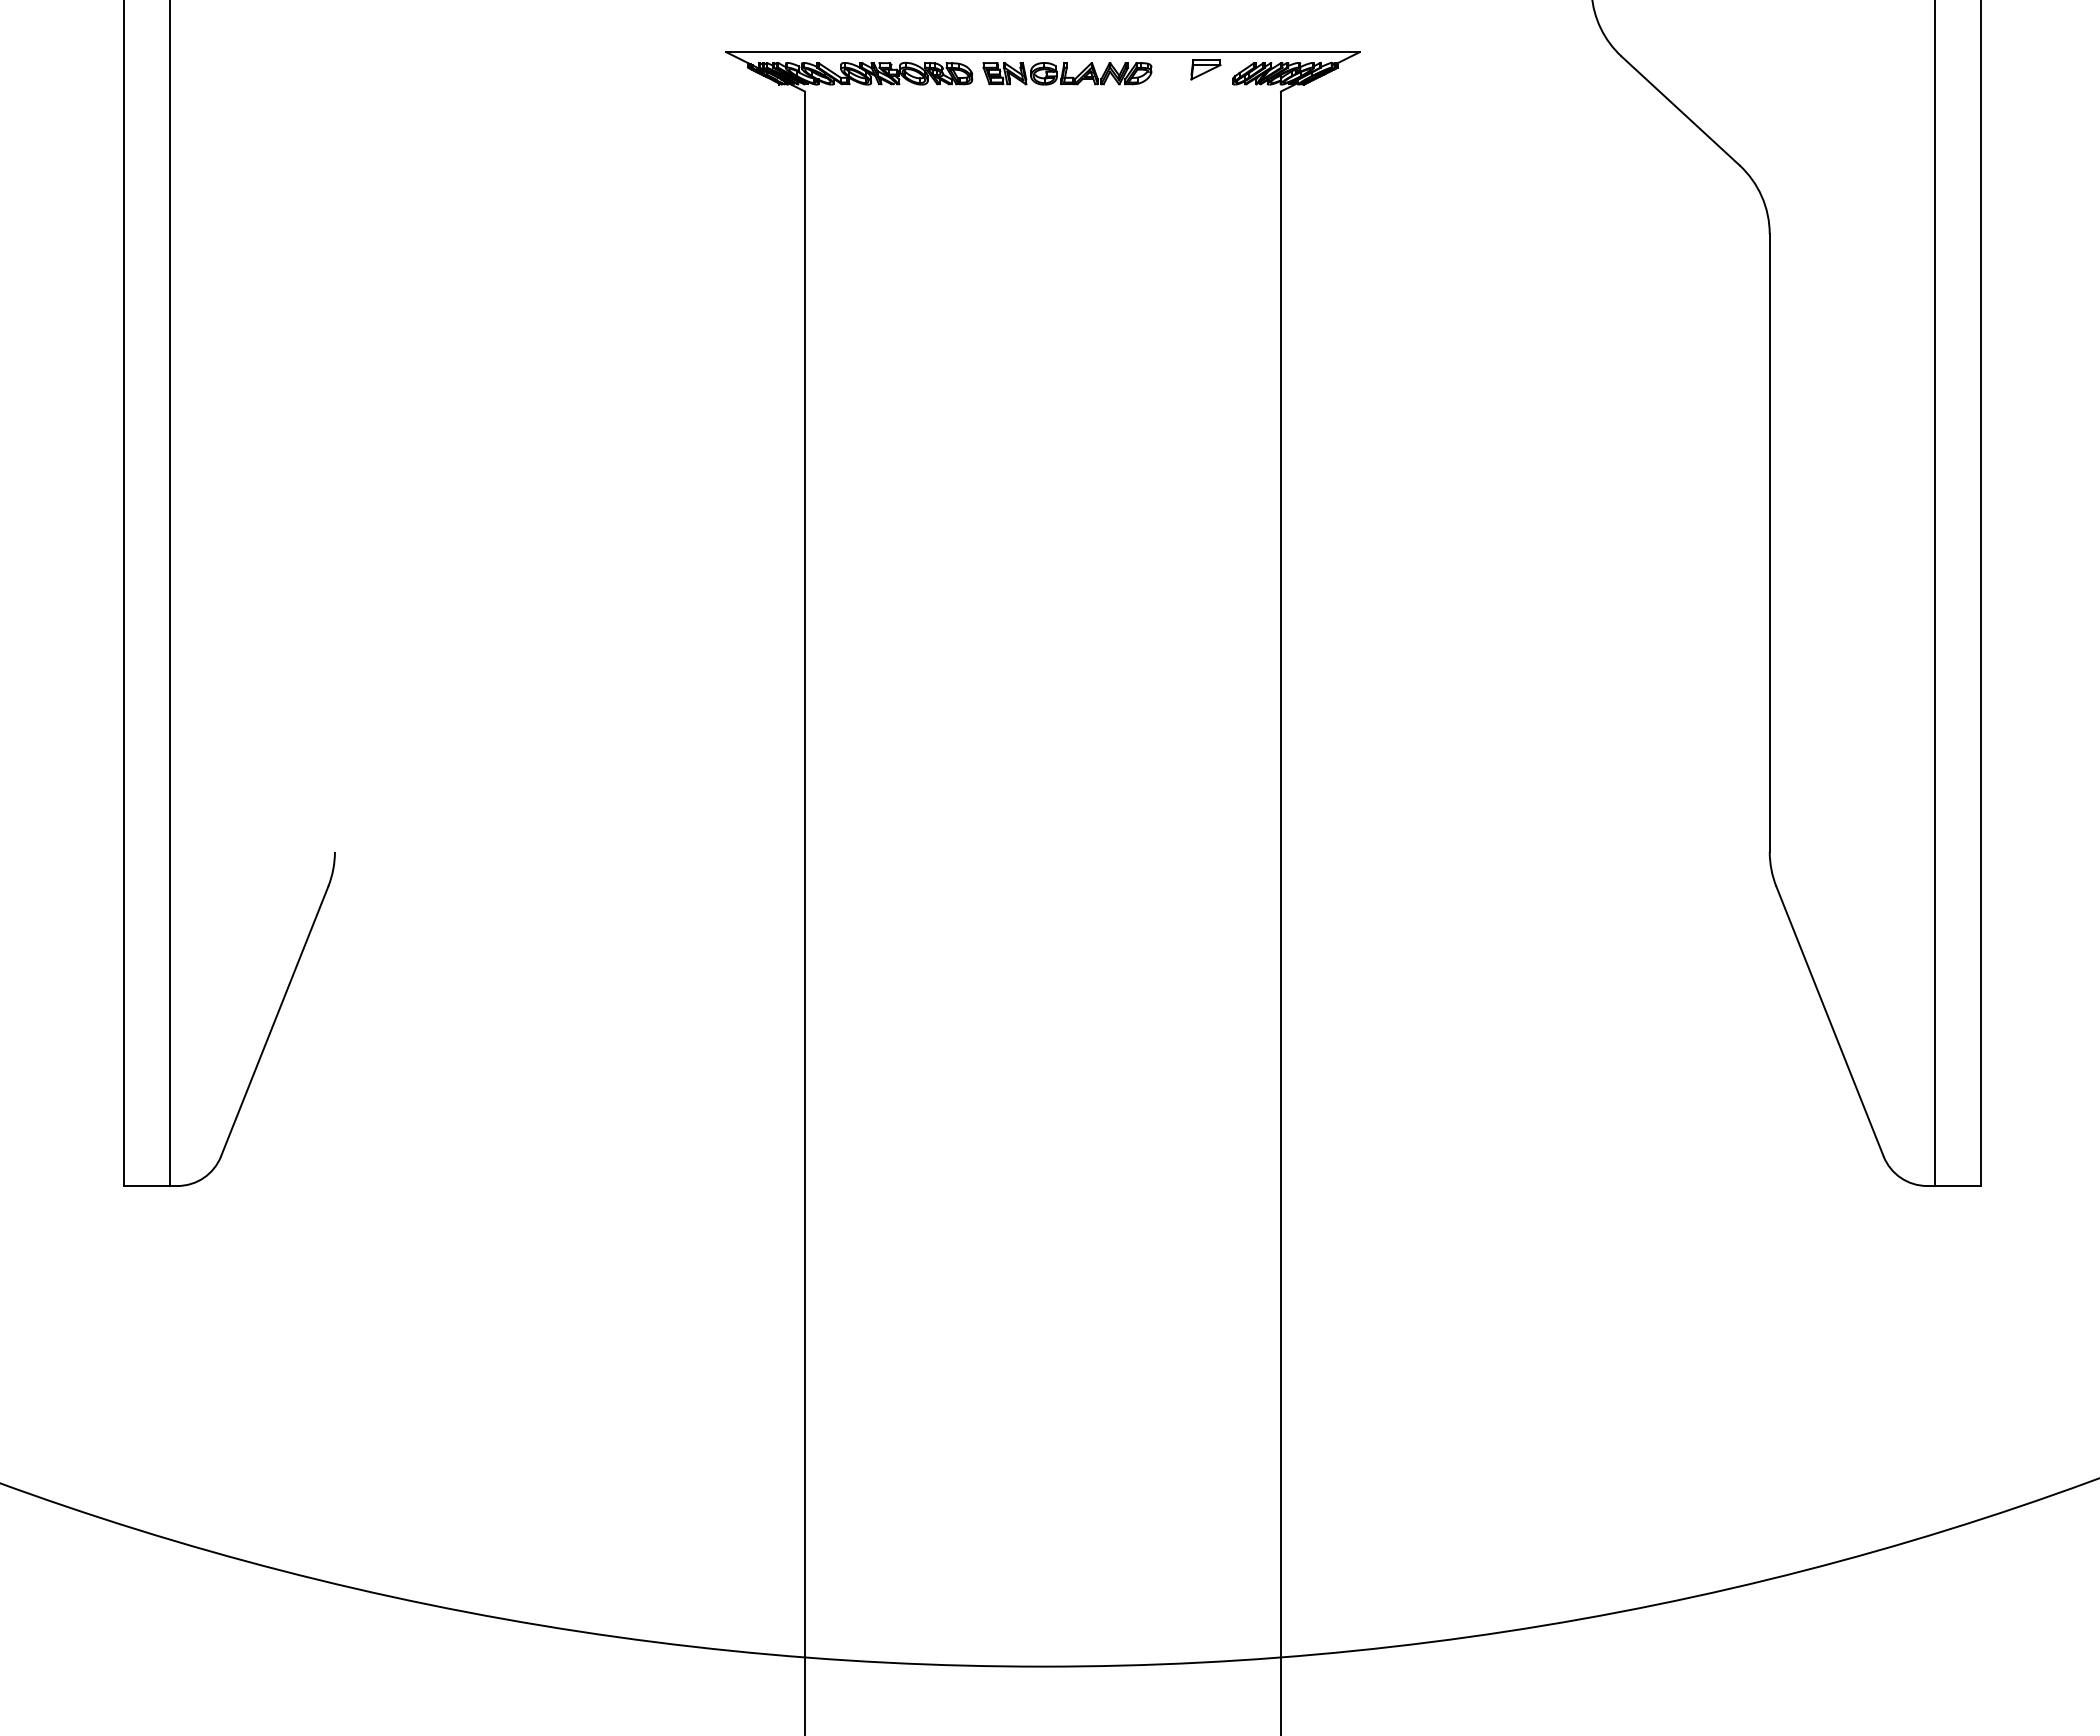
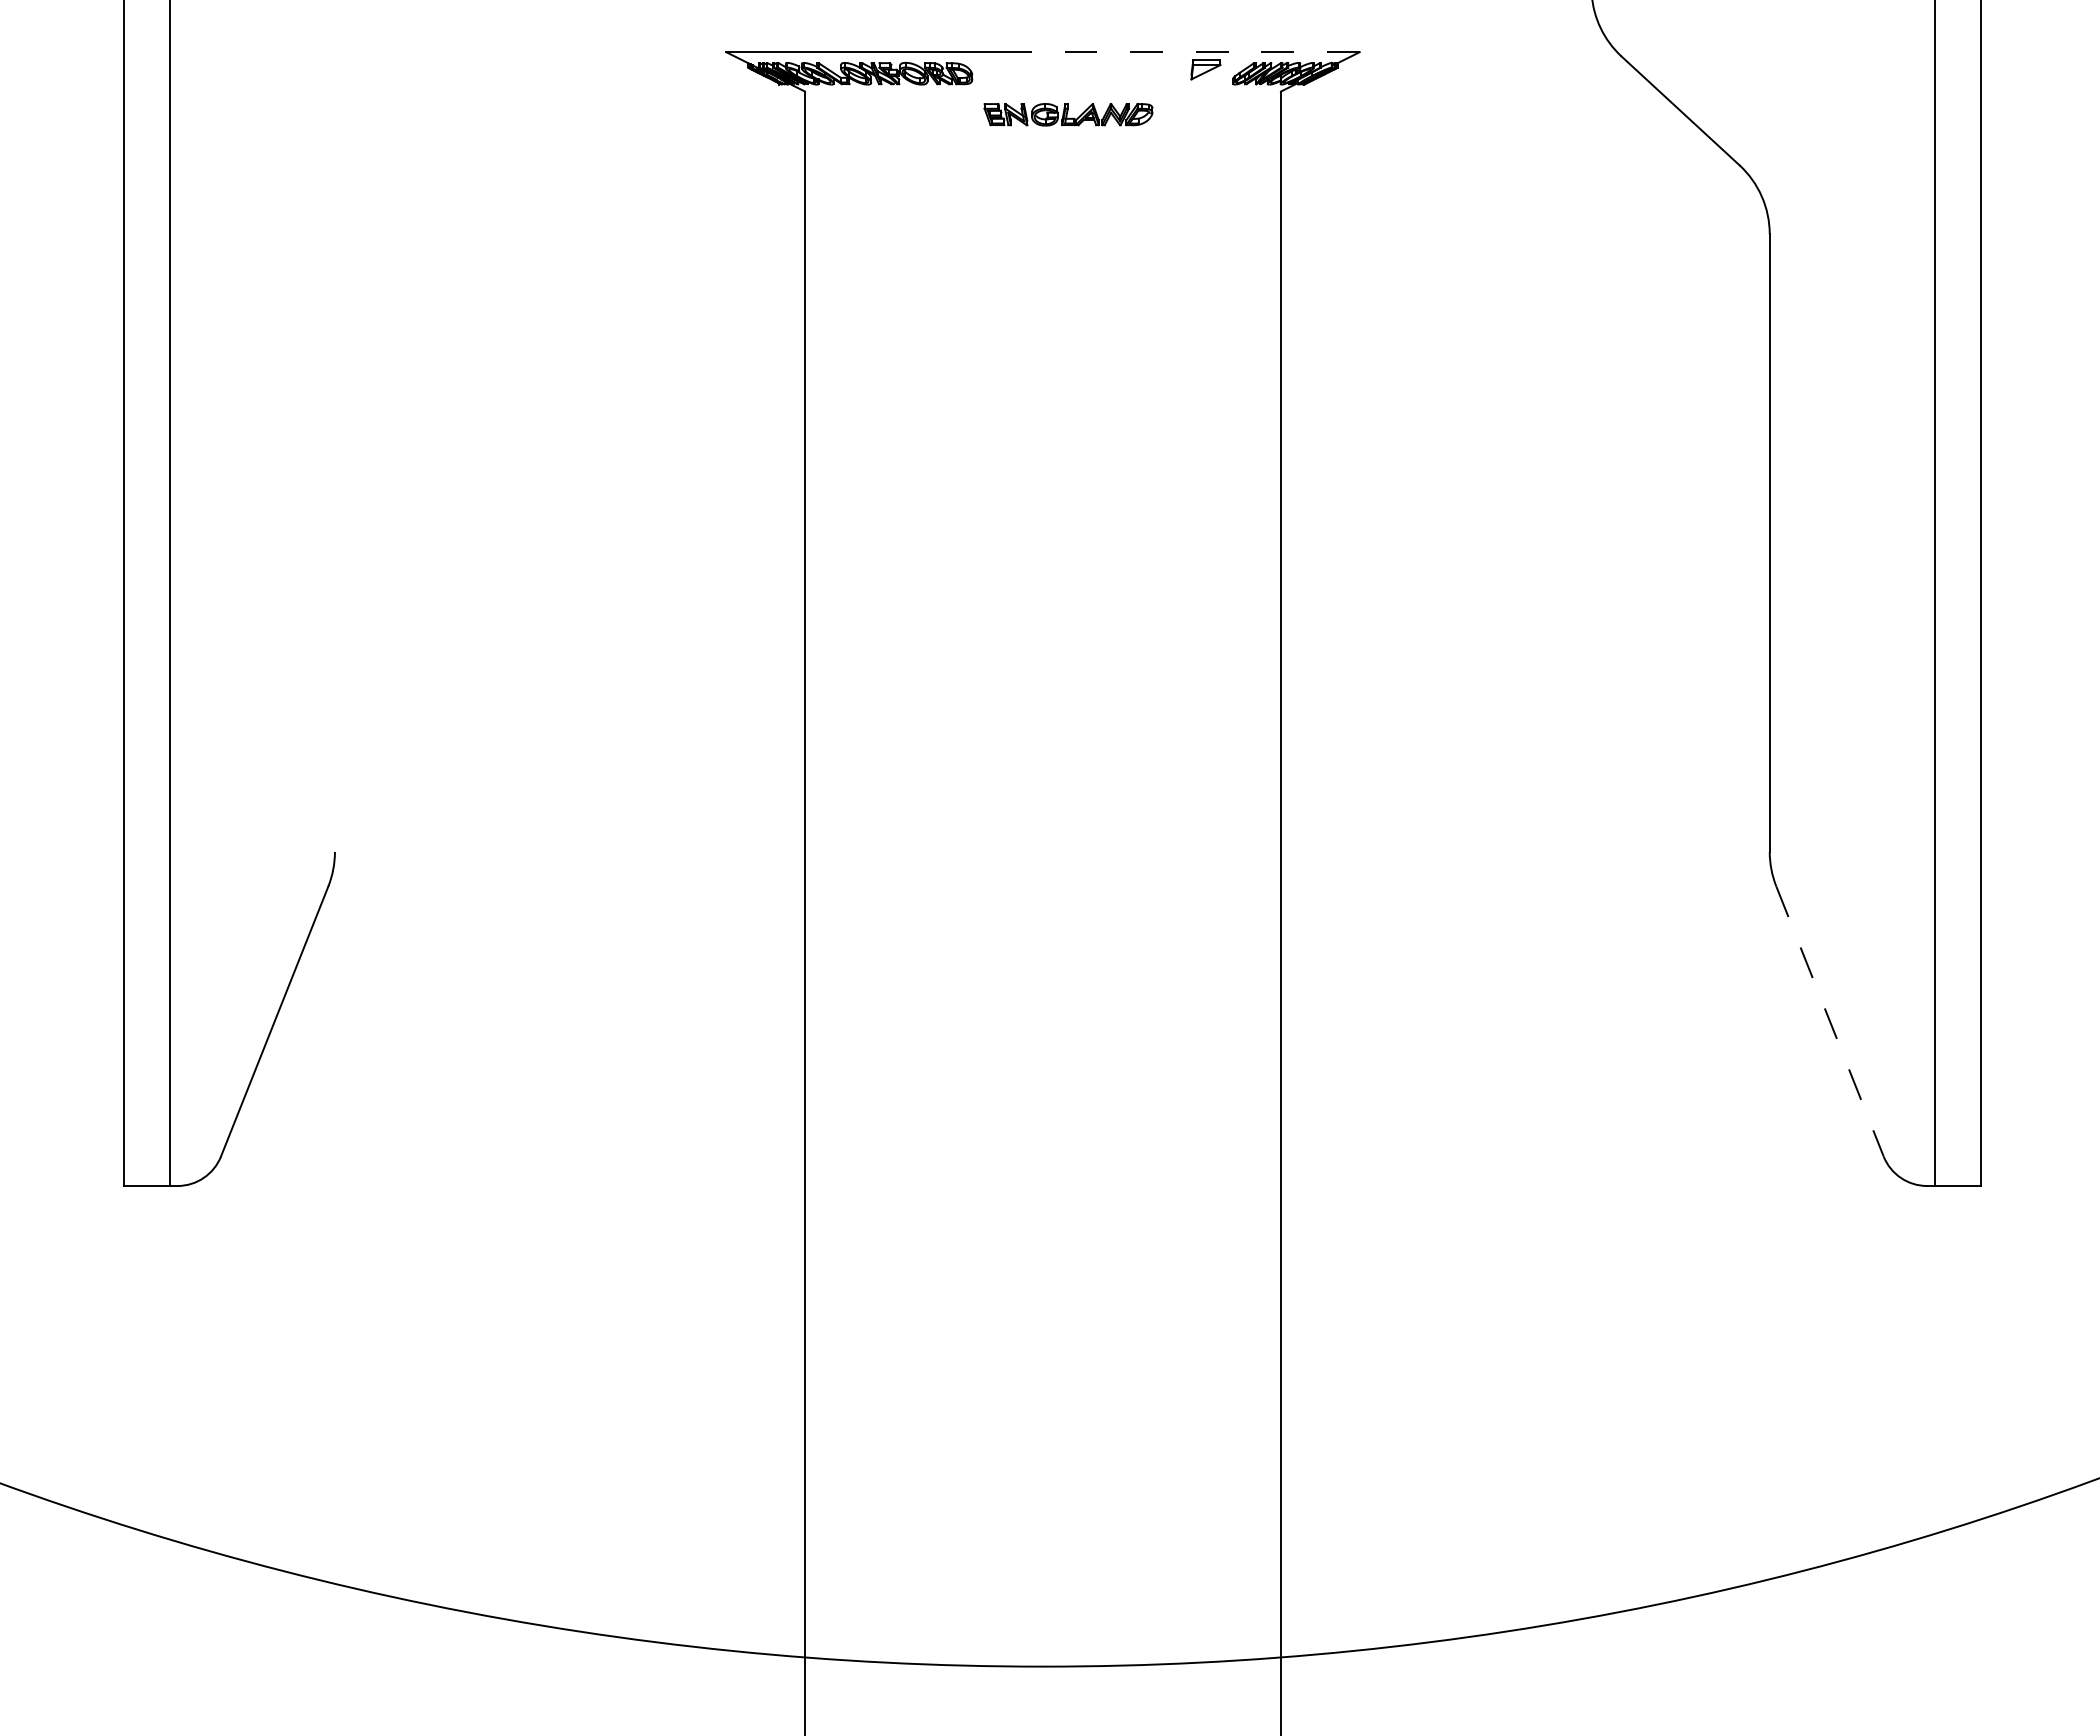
line: solid -> dashed (1181, 52)
part position: (1067, 73) -> (1068, 114) (1068, 114)
line: solid -> dashed (1830, 1021)
